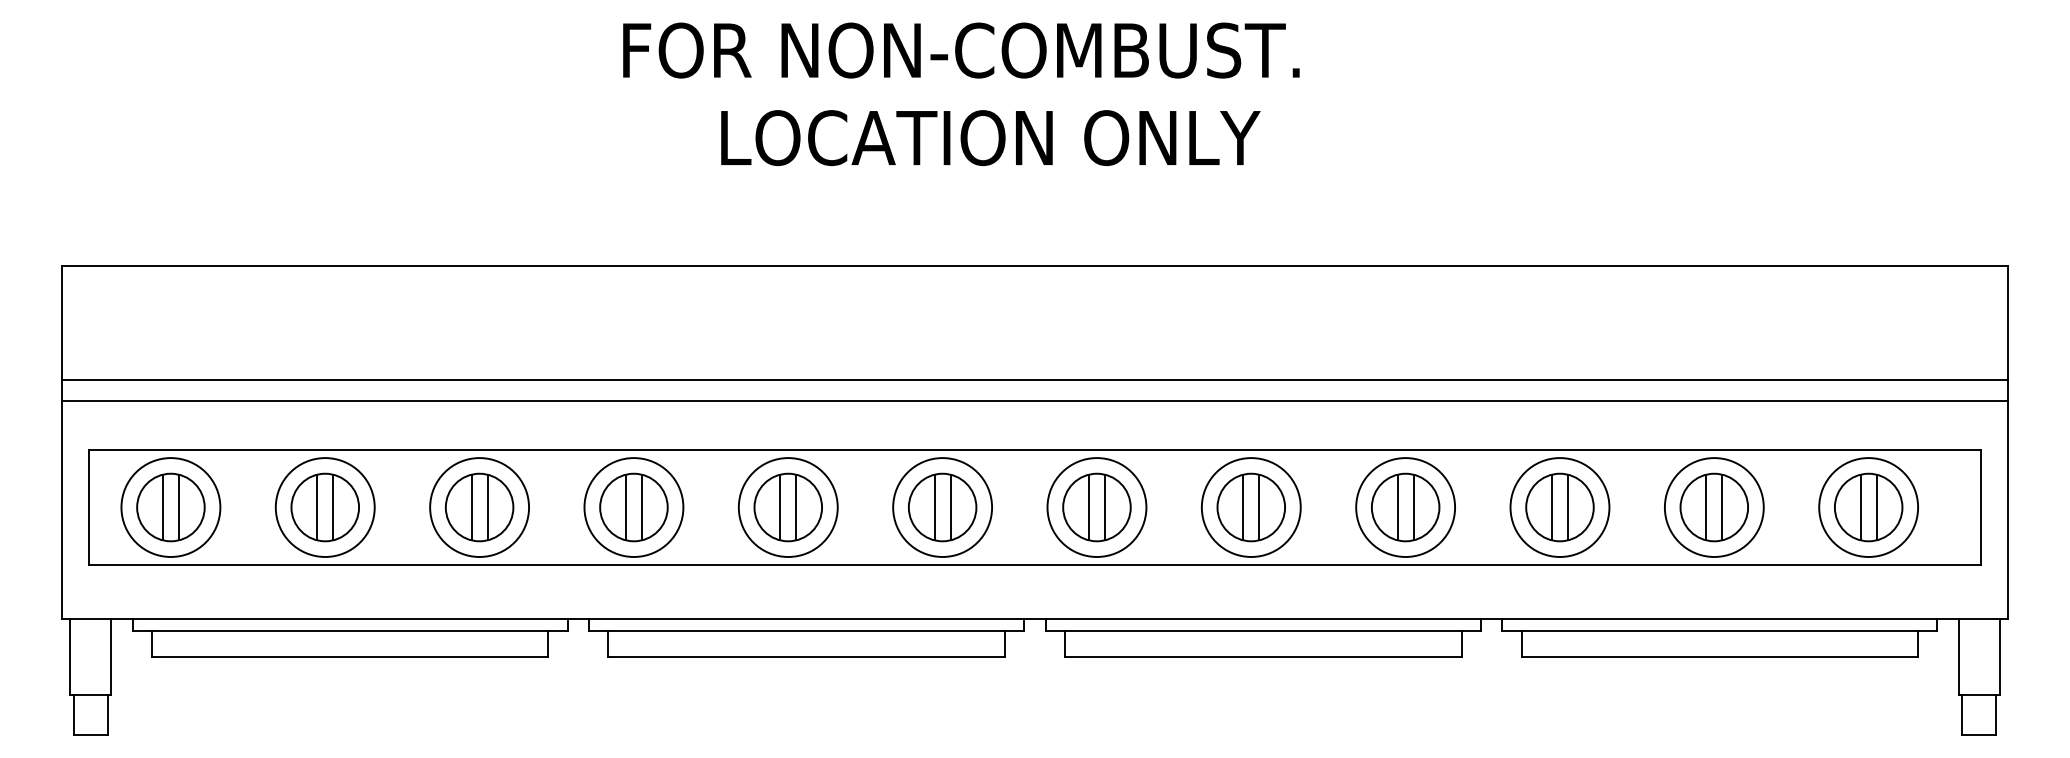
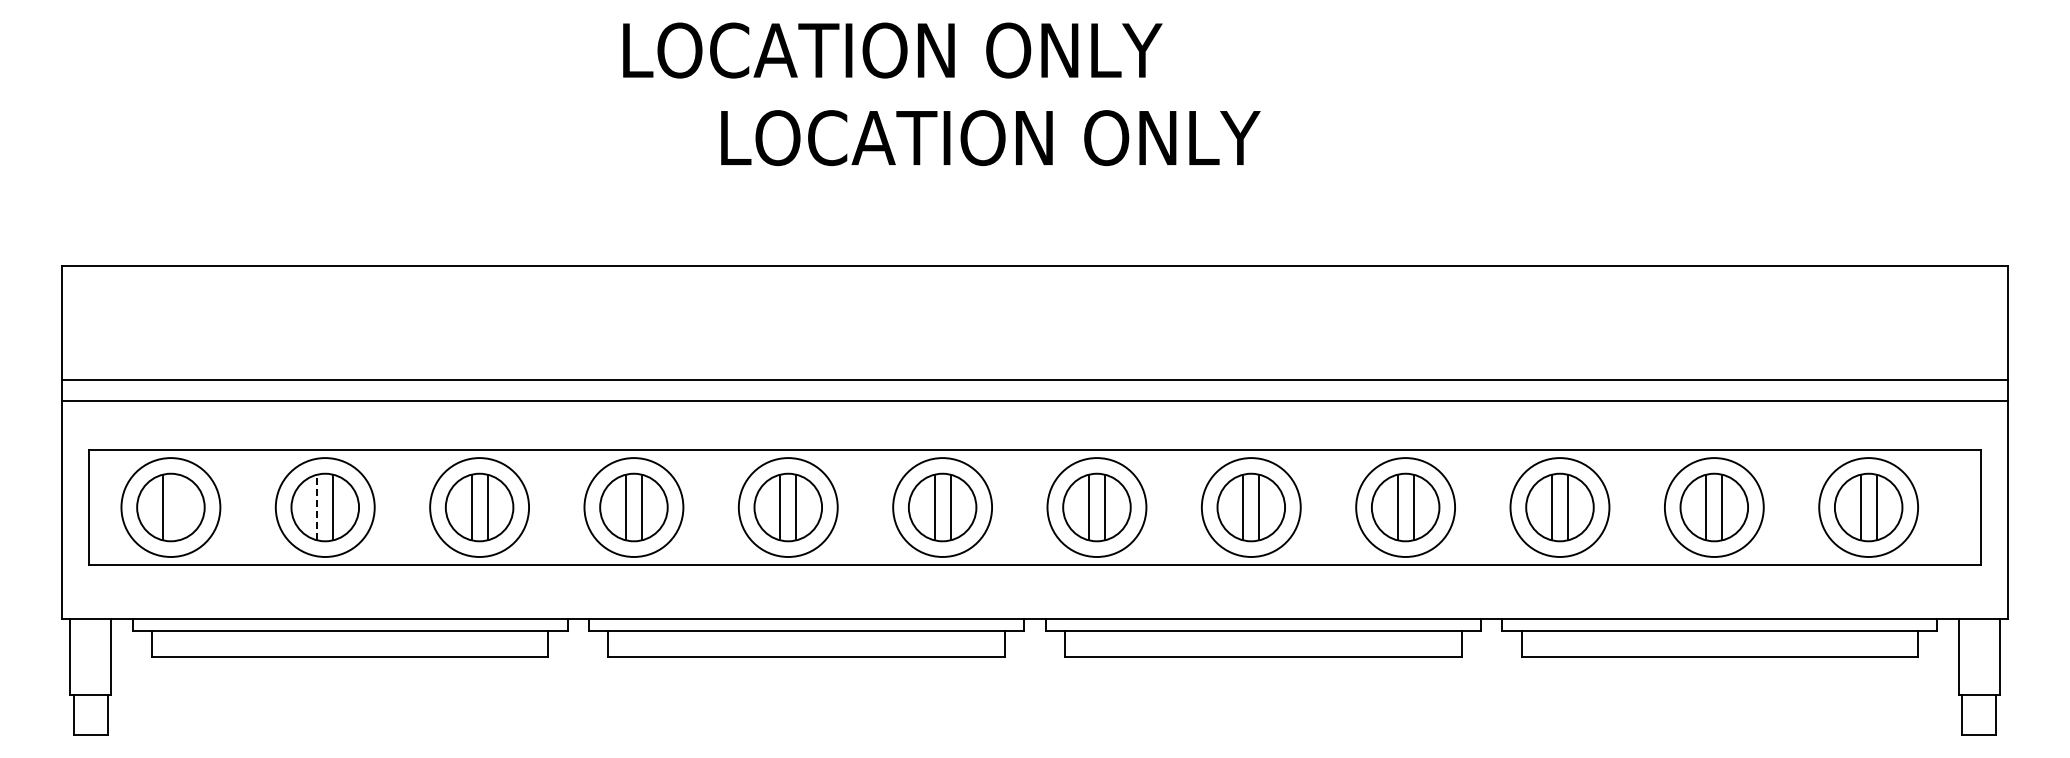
text: FOR NON-COMBUST. -> LOCATION ONLY (964, 50)
line: present -> none (178, 507)
line: solid -> dashed (317, 507)
